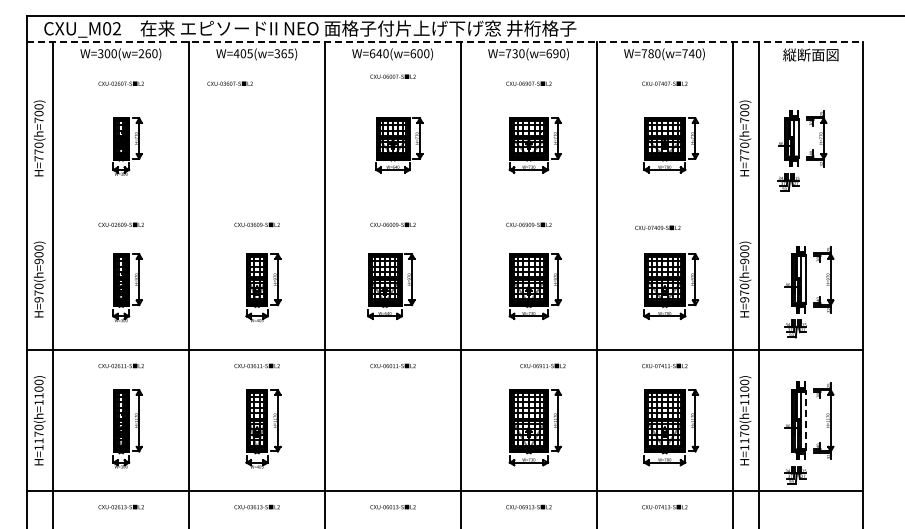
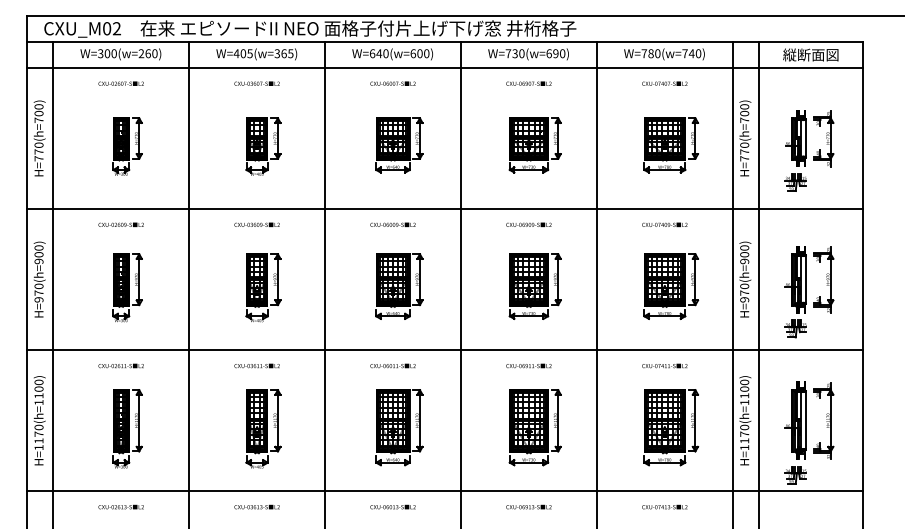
line: dashed -> solid (445, 41)
line: none -> present (445, 67)
text position: (392, 76) -> (392, 83) (392, 83)
text position: (229, 83) -> (256, 83) (256, 83)
part: none -> present (263, 146)
part position: (802, 150) -> (809, 150) (809, 150)
line: none -> present (445, 209)
text position: (657, 227) -> (664, 224) (664, 224)
part position: (391, 286) -> (399, 286) (399, 286)
text position: (542, 365) -> (528, 365) (528, 365)
line: dashed -> solid (805, 420)
part: none -> present (399, 427)
